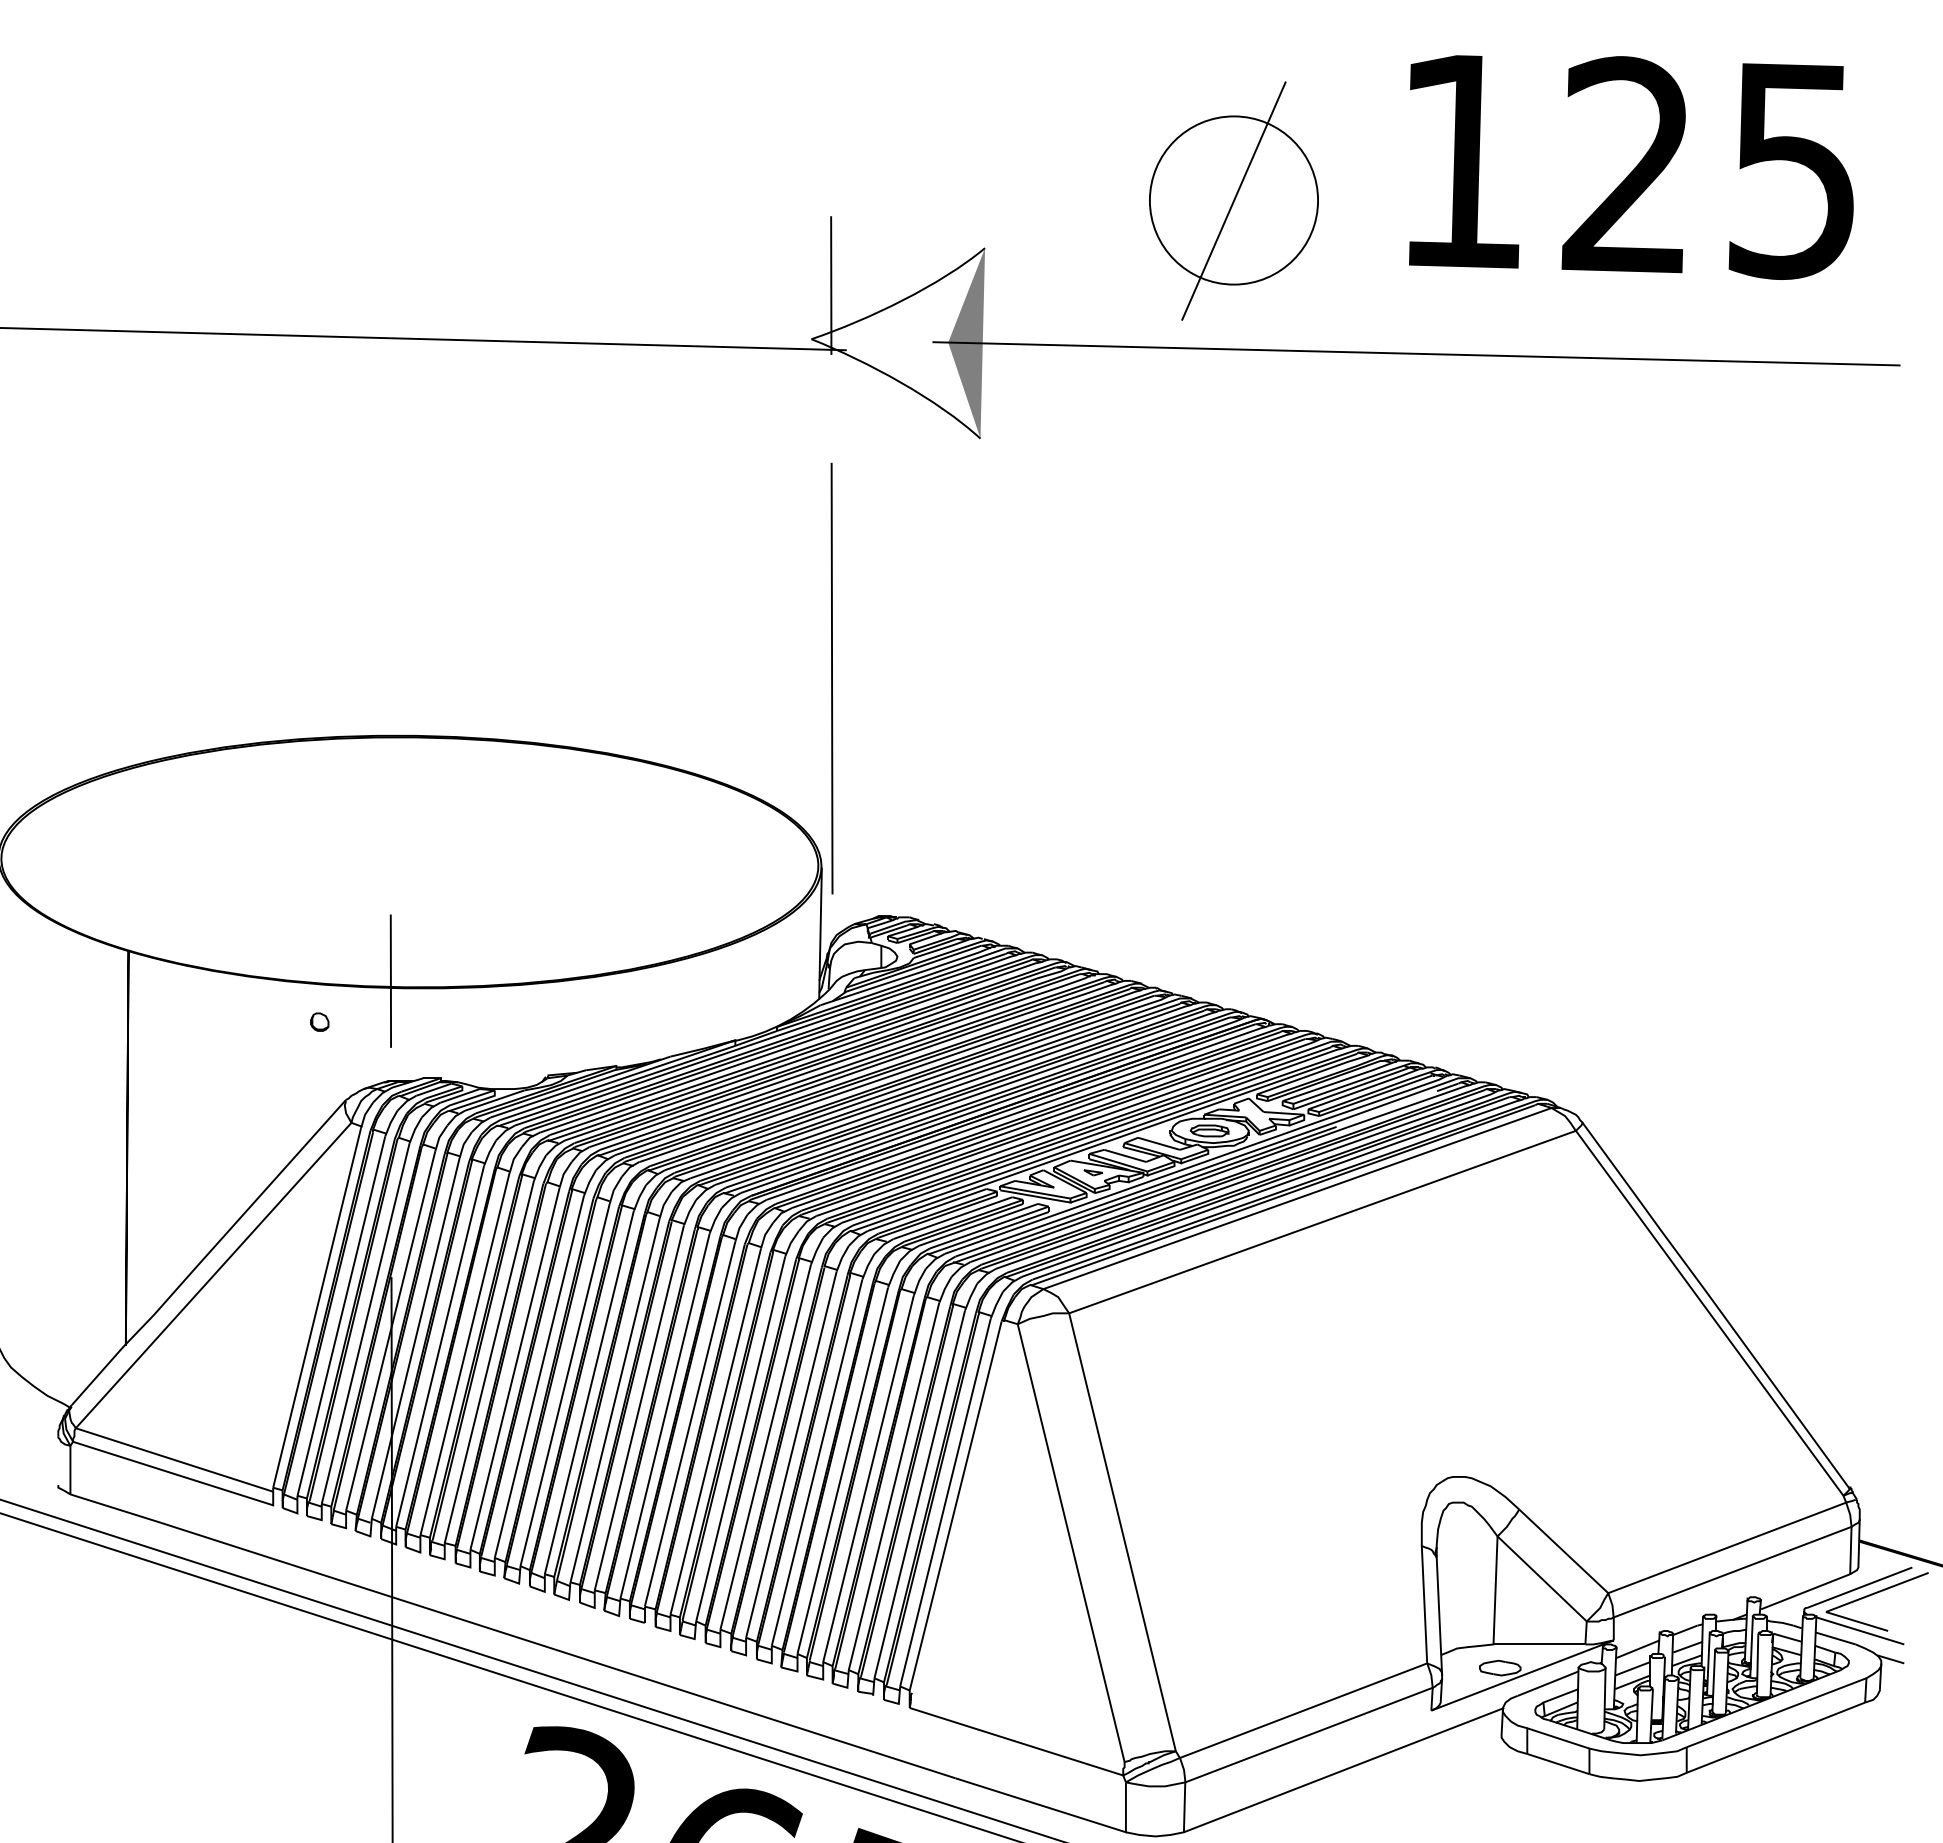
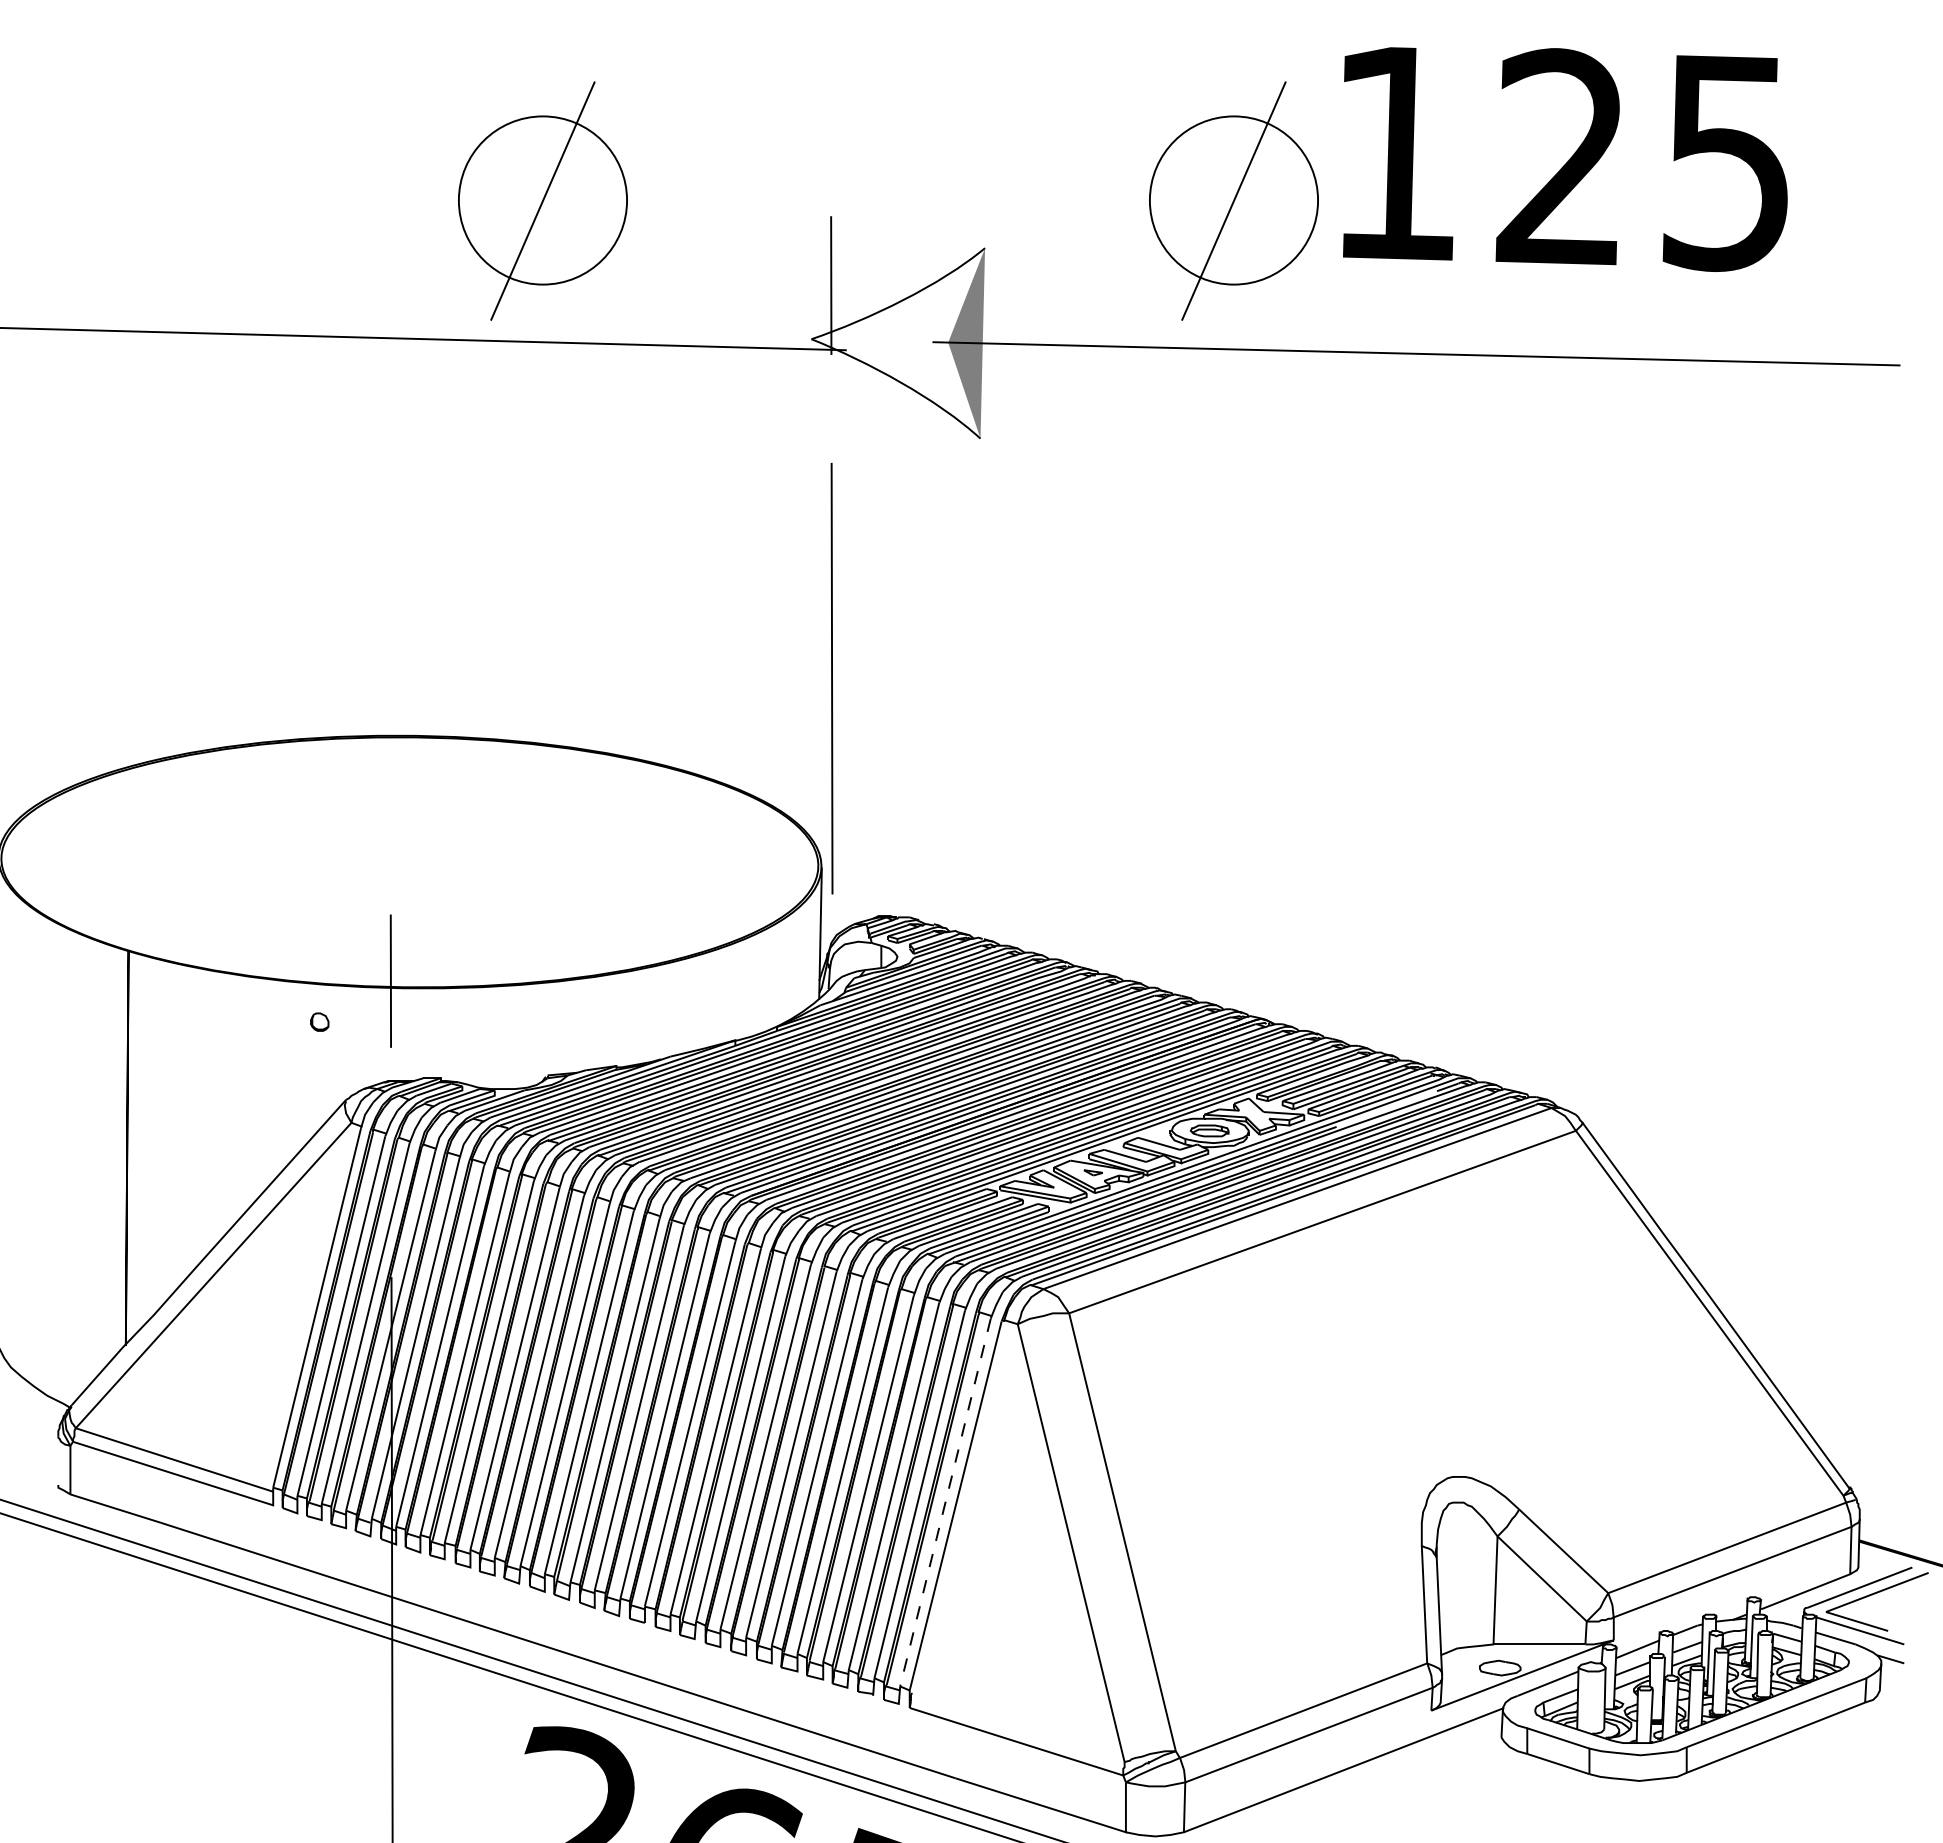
text position: (1631, 167) -> (1565, 159) (1565, 159)
part: none -> present (542, 200)
line: solid -> dashed (945, 1503)
